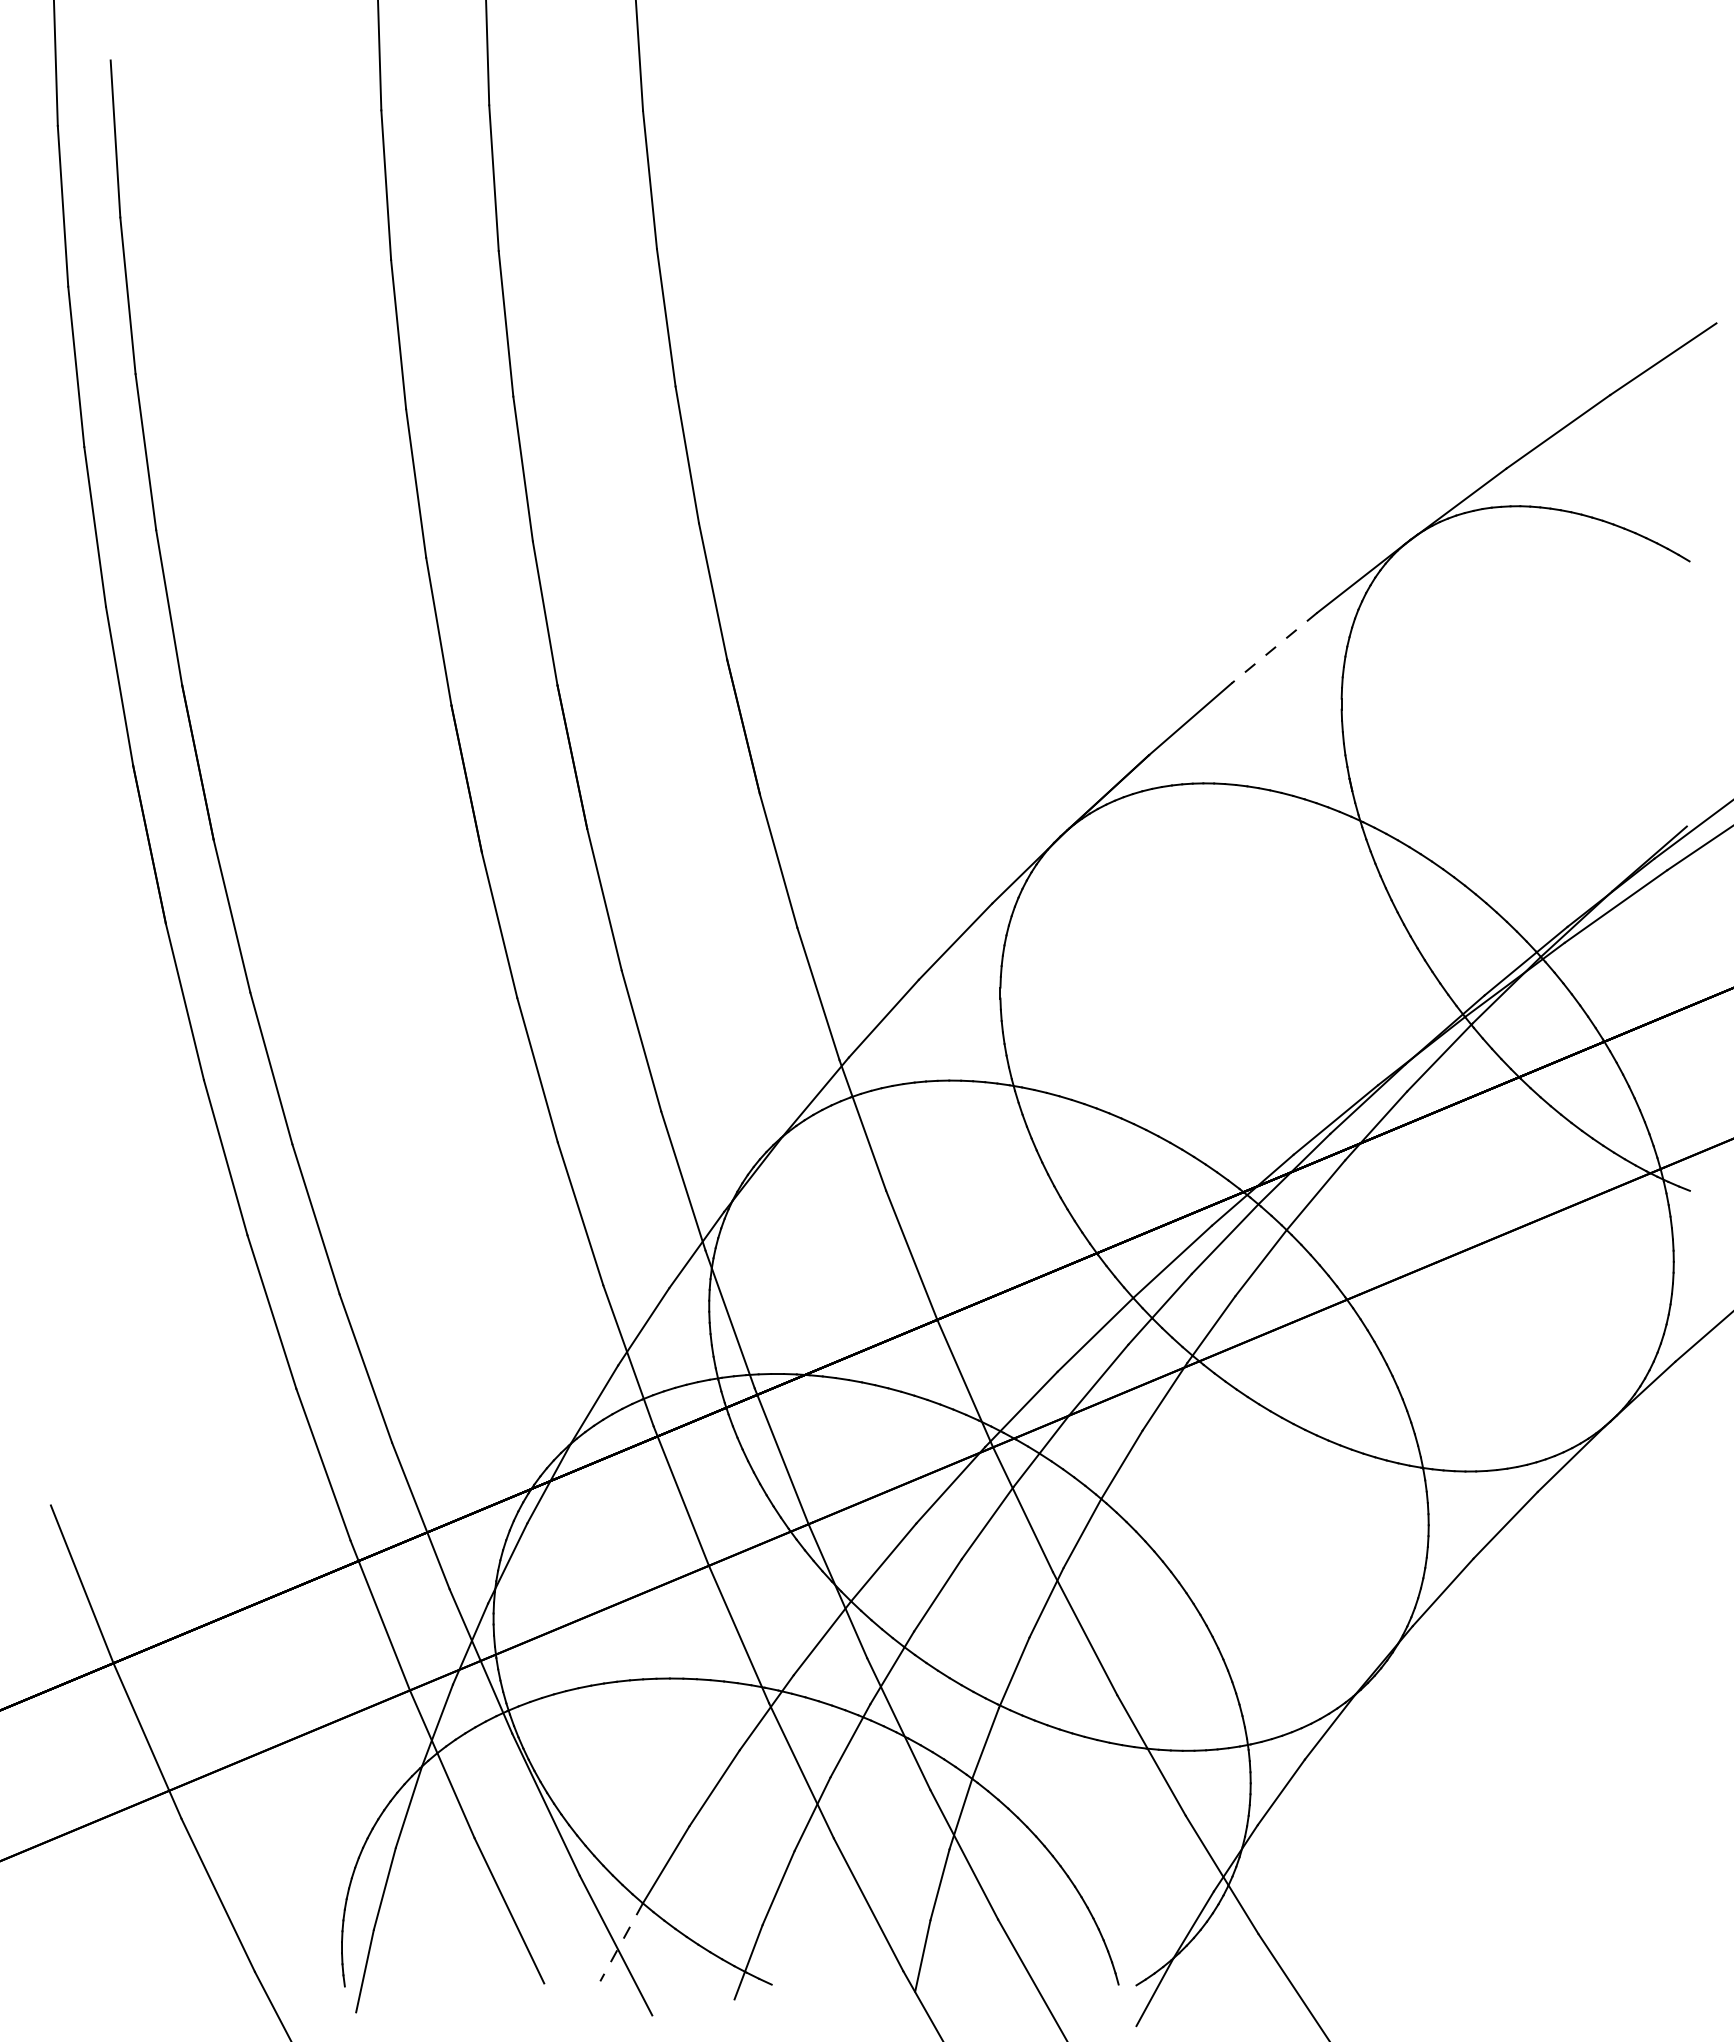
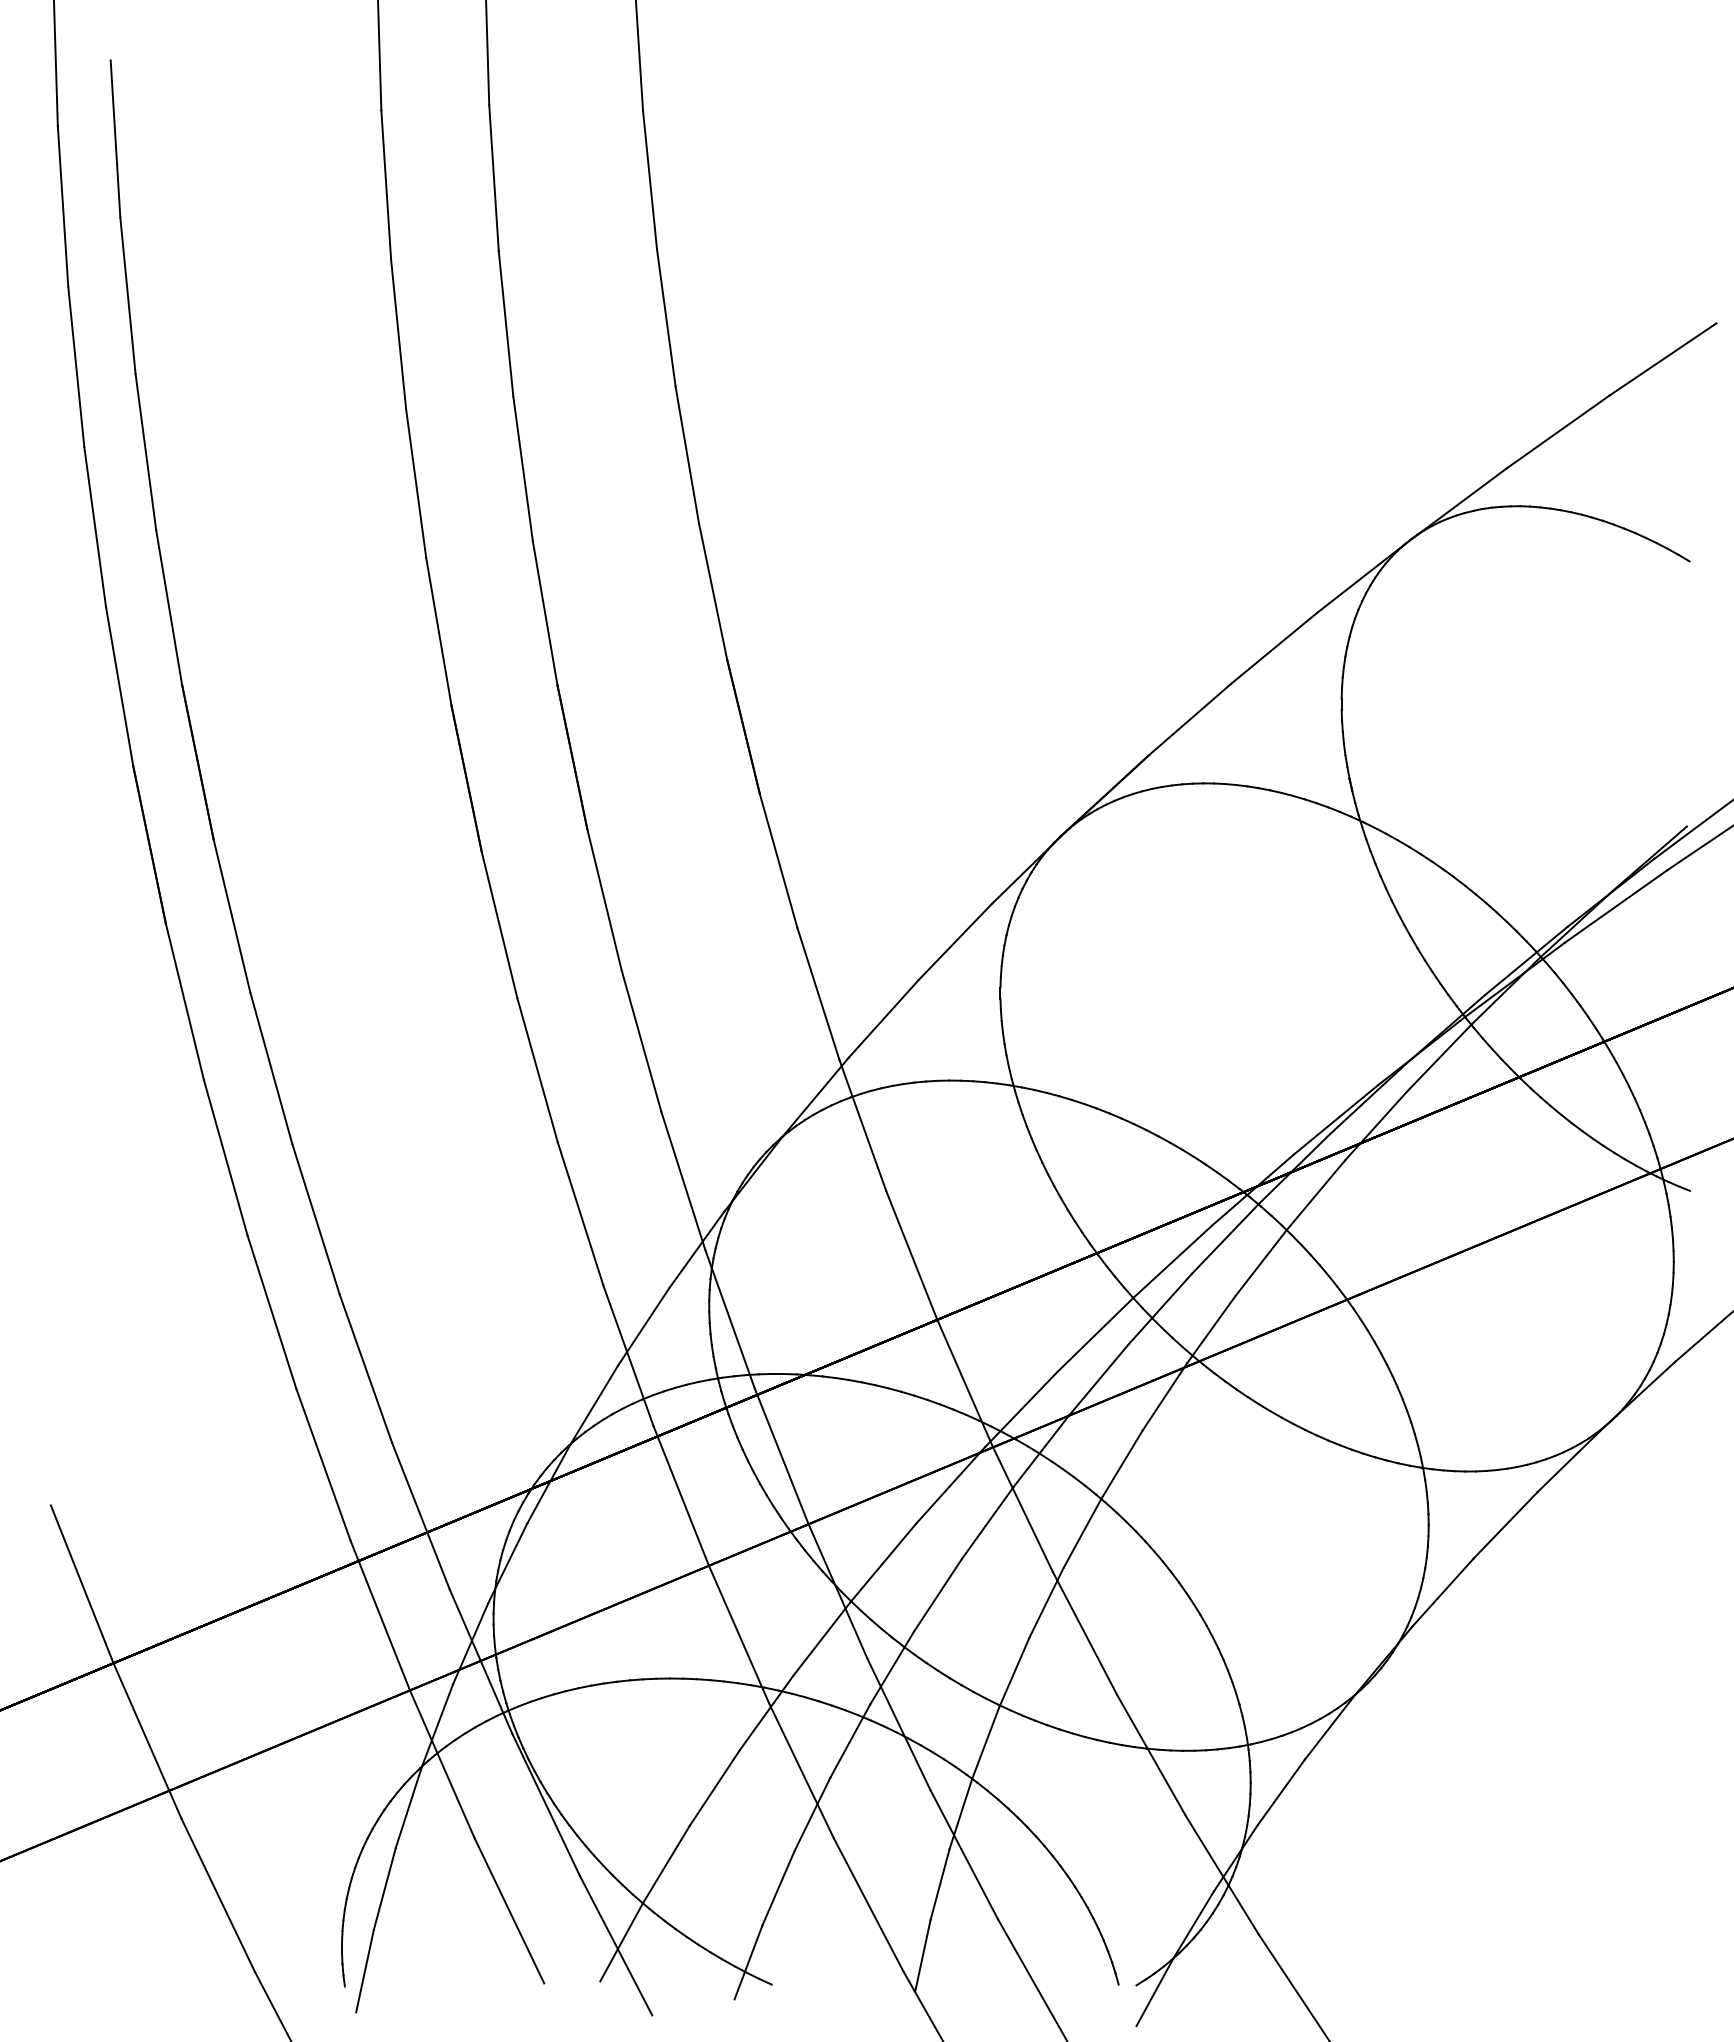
line: dashed -> solid (1274, 648)
line: dashed -> solid (621, 1942)
